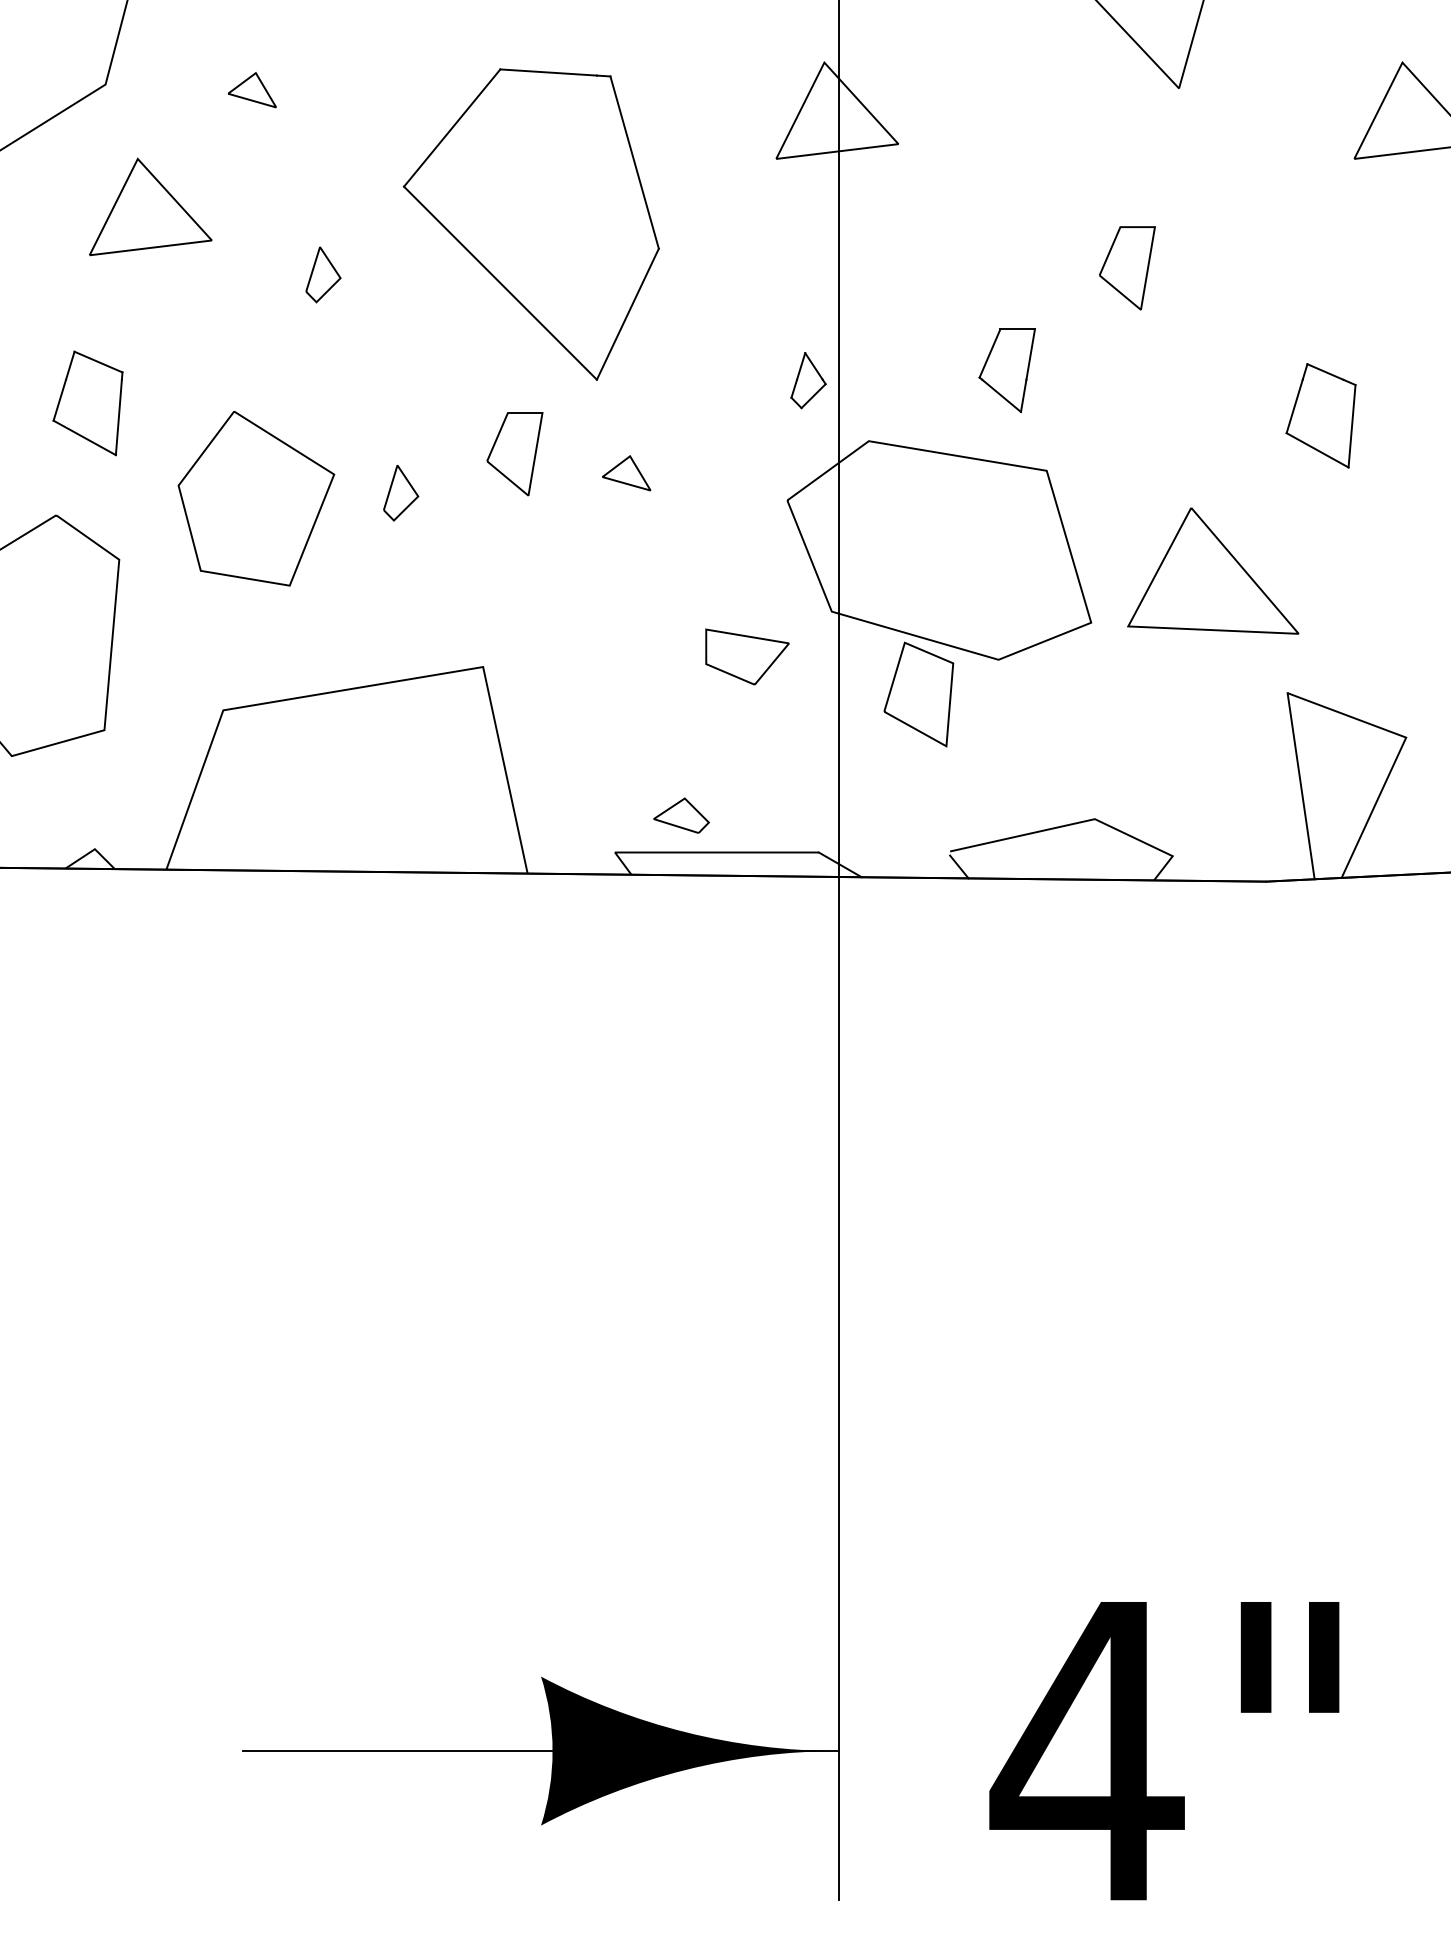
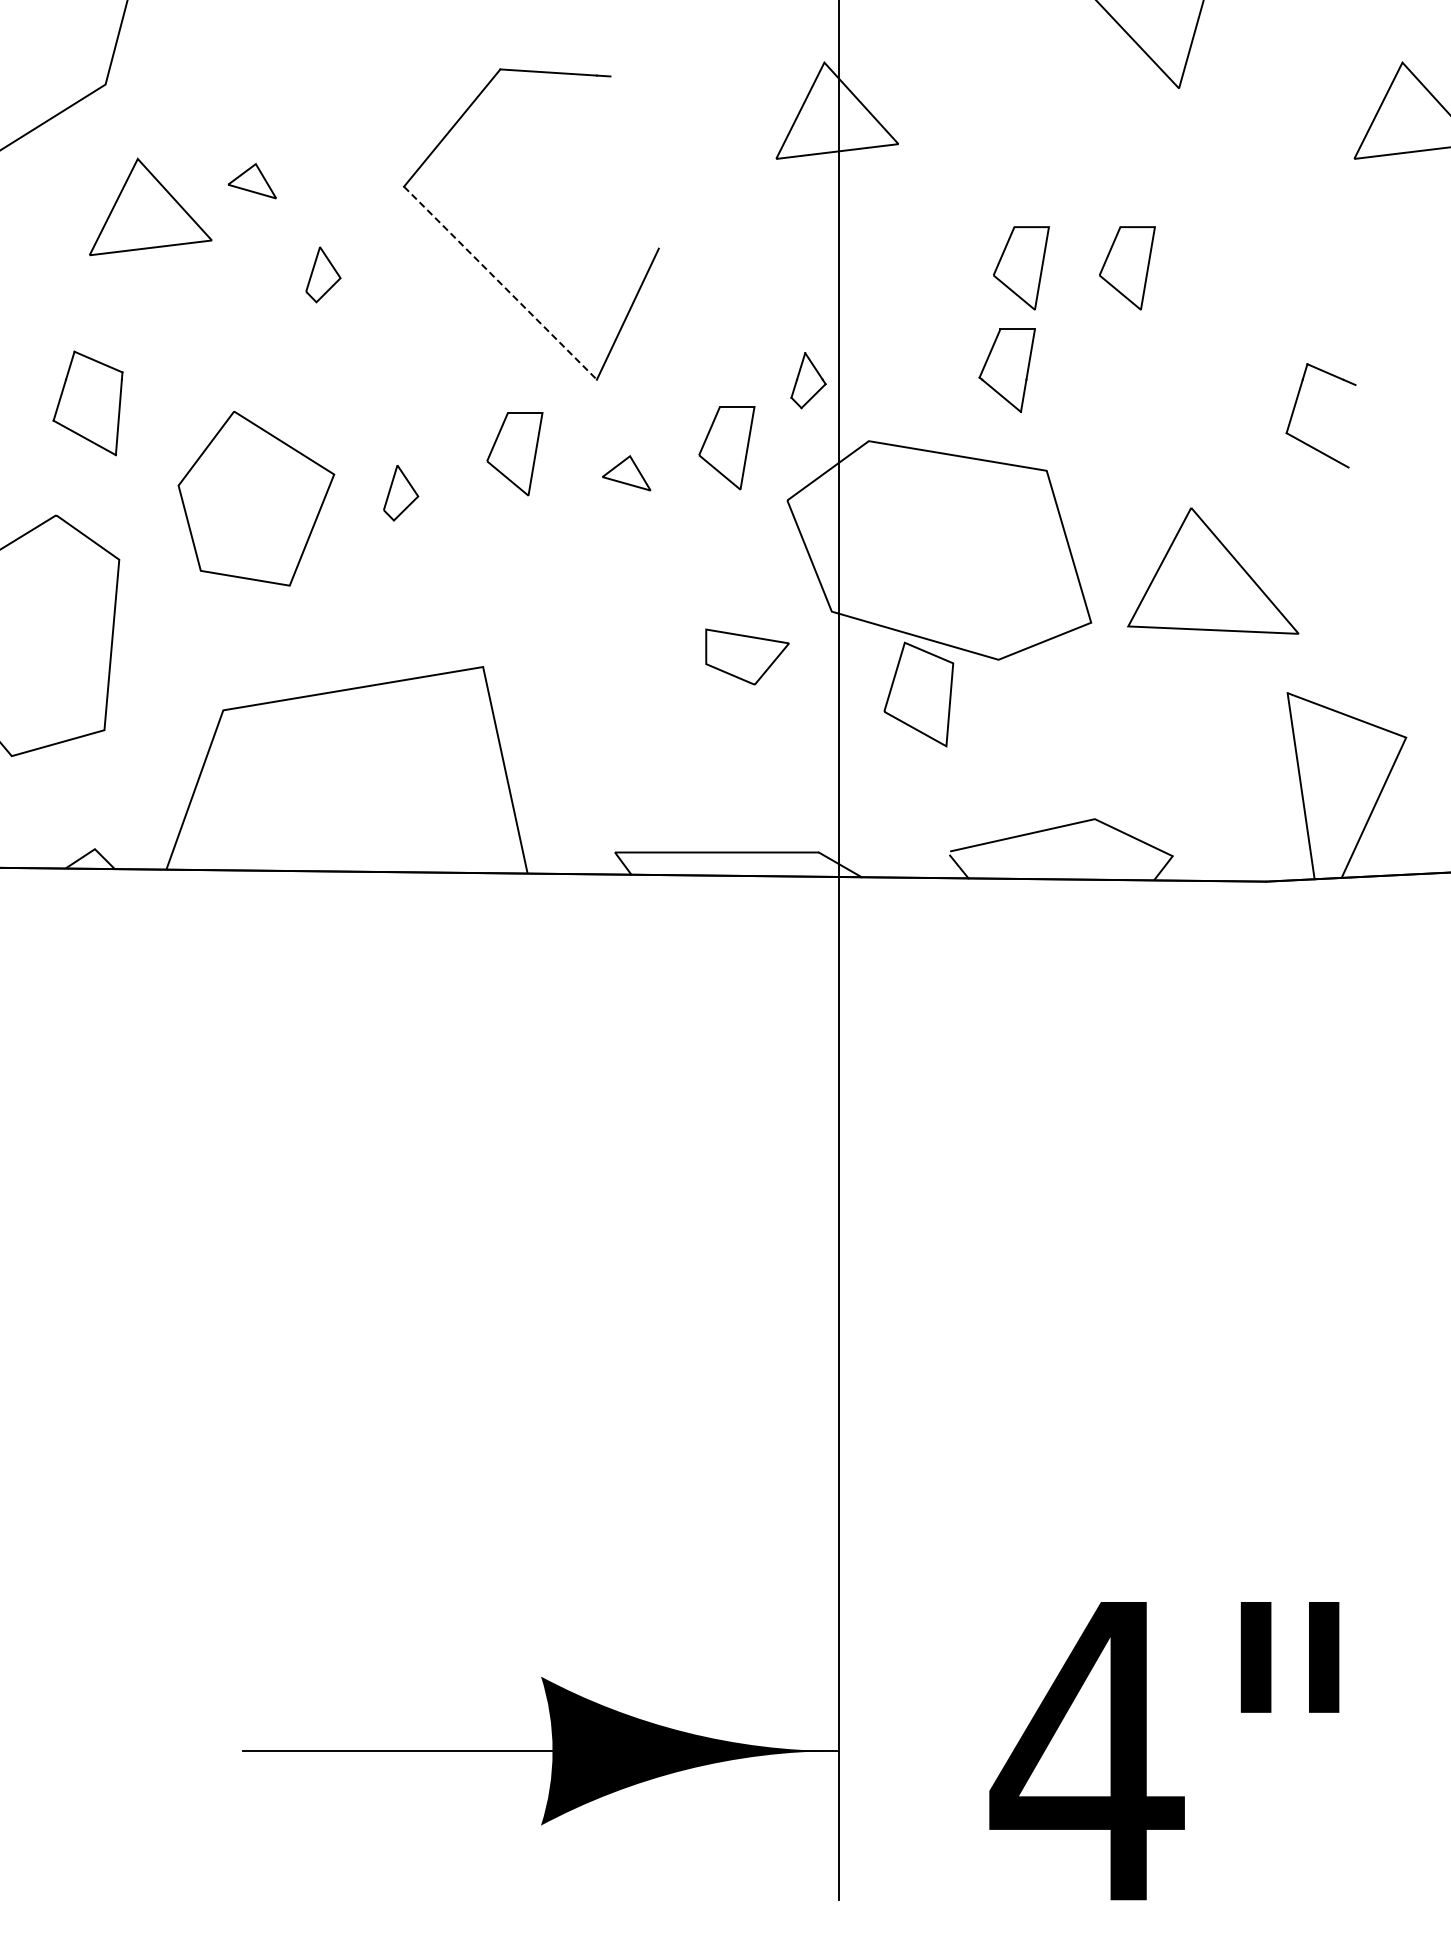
part position: (252, 90) -> (252, 181) (252, 181)
line: present -> none (634, 162)
part: none -> present (1021, 268)
line: solid -> dashed (500, 283)
line: present -> none (1351, 426)
part: none -> present (726, 448)
part: present -> none (681, 815)
